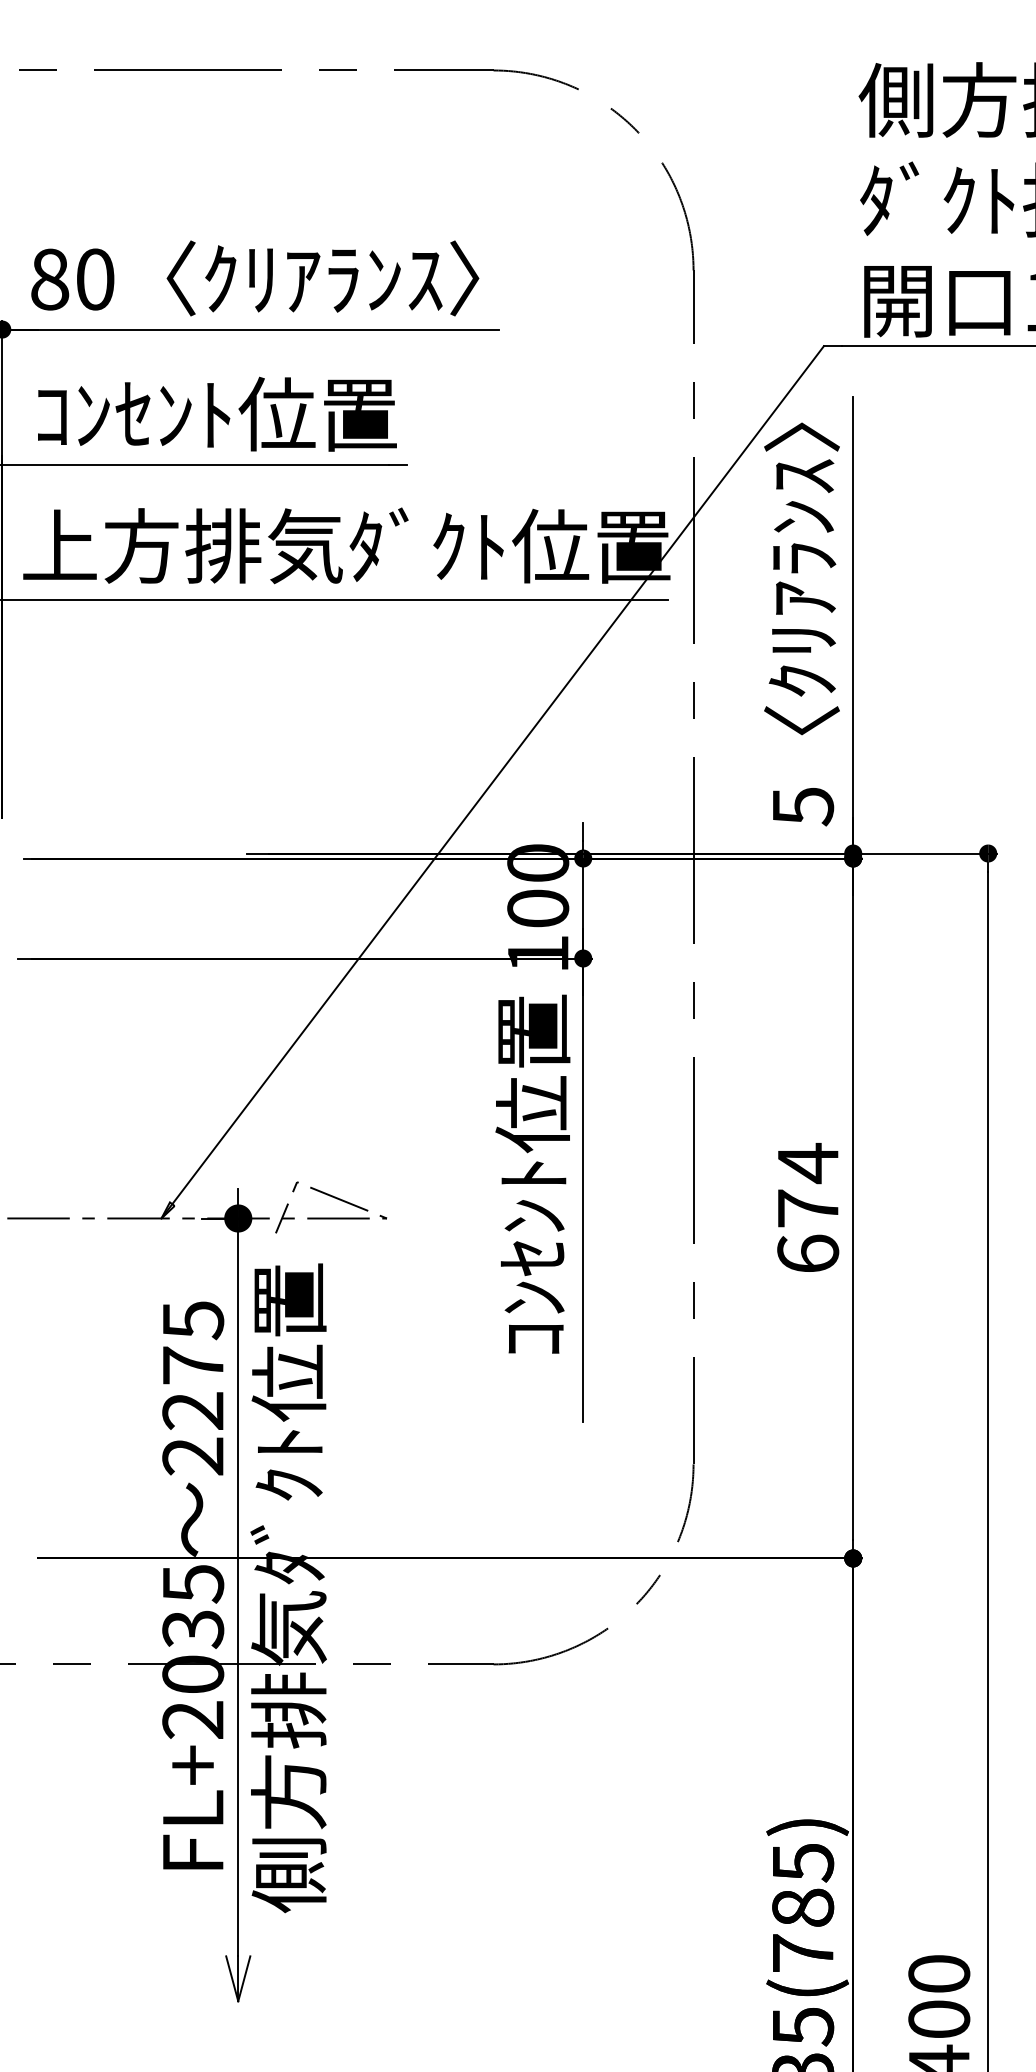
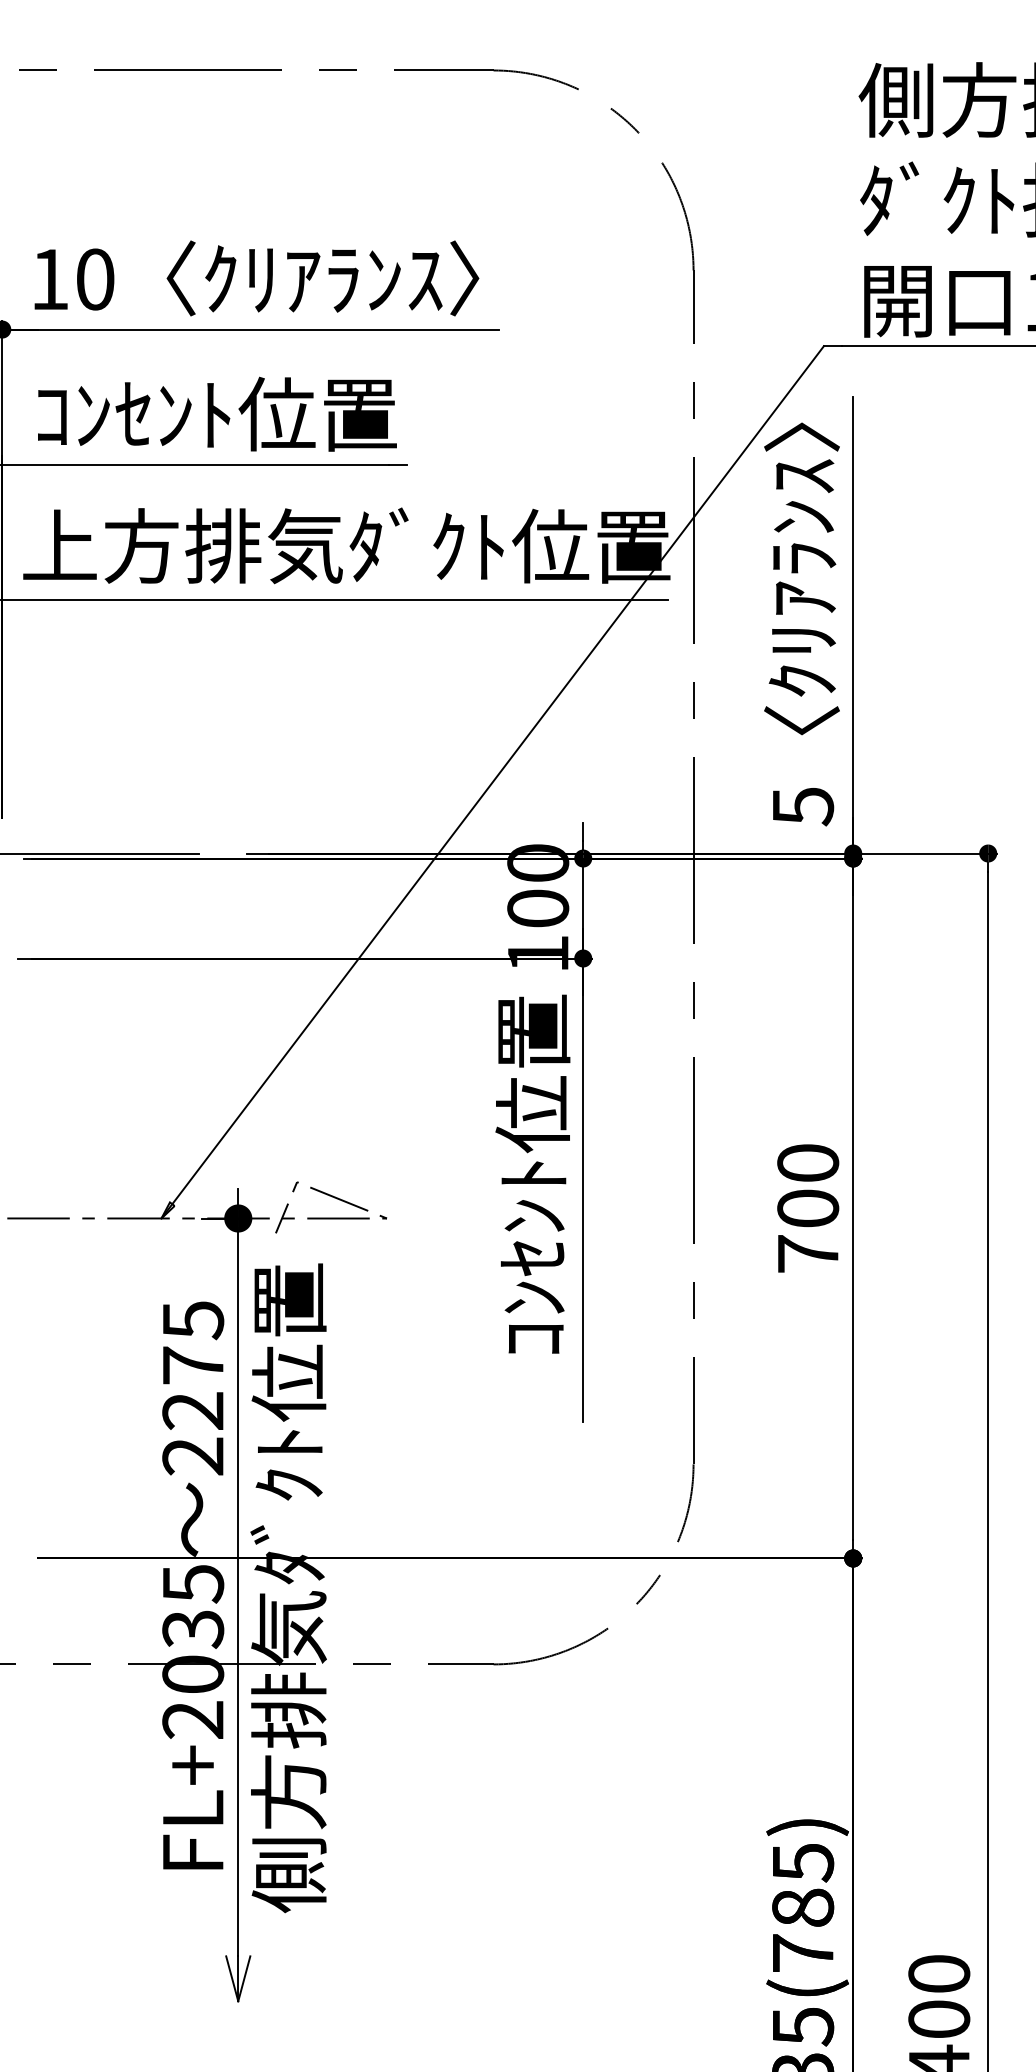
text: 80 -> 10 (50, 279)
line: none -> present (100, 853)
text: 674 -> 700 (808, 1207)
